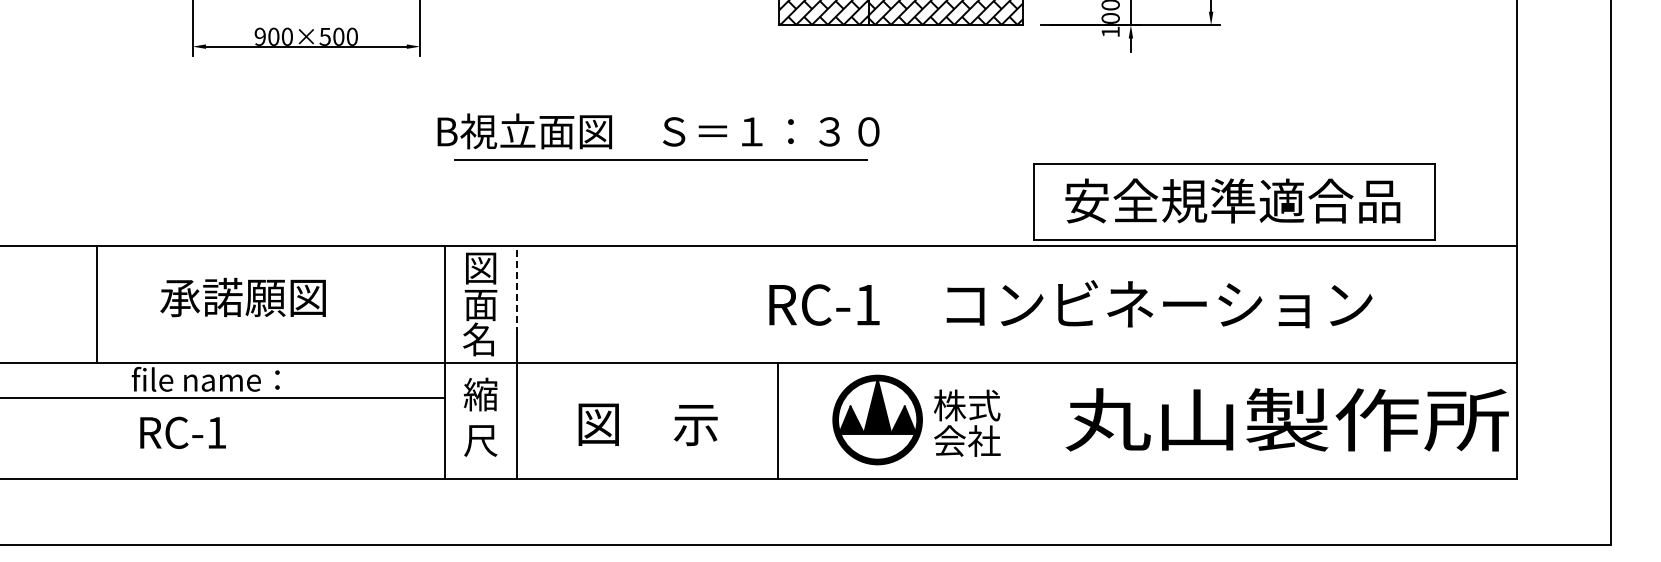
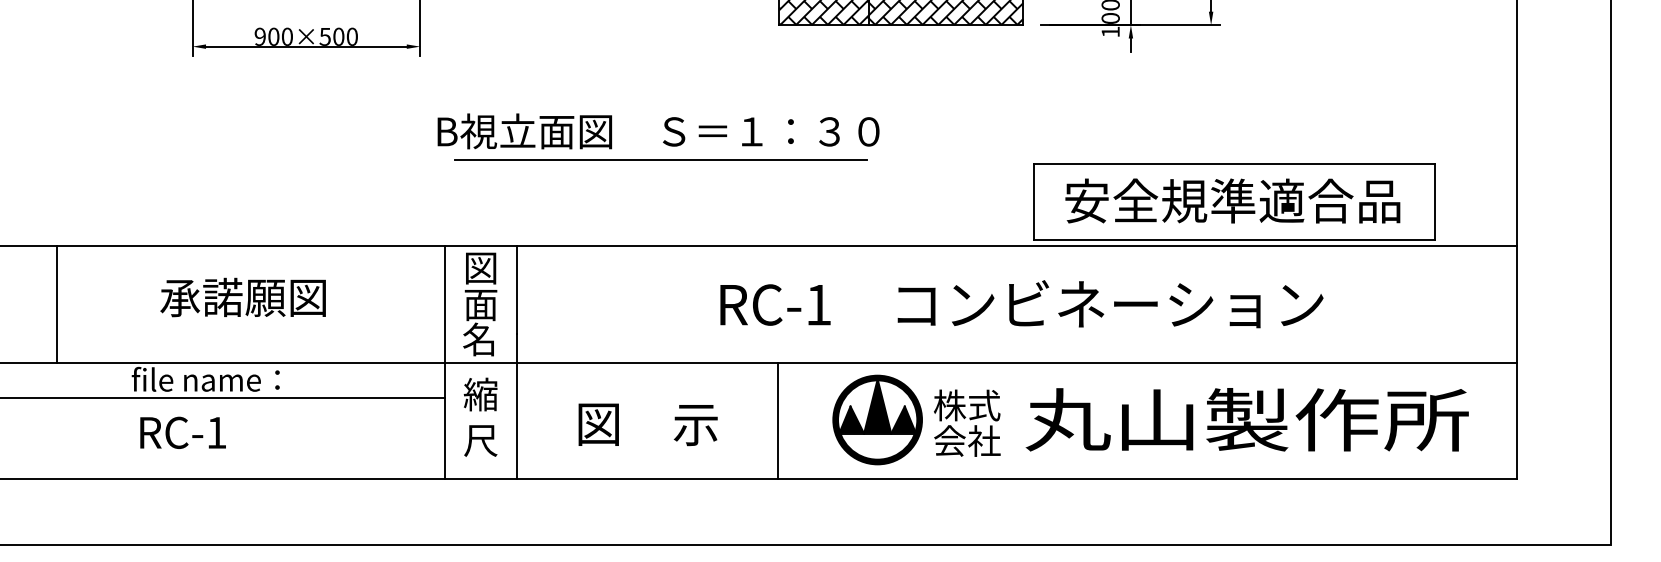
line: dashed -> solid (517, 290)
line position: (96, 304) -> (56, 304) (56, 304)
text position: (1070, 304) -> (1021, 304) (1021, 304)
text position: (1286, 419) -> (1246, 419) (1246, 419)
